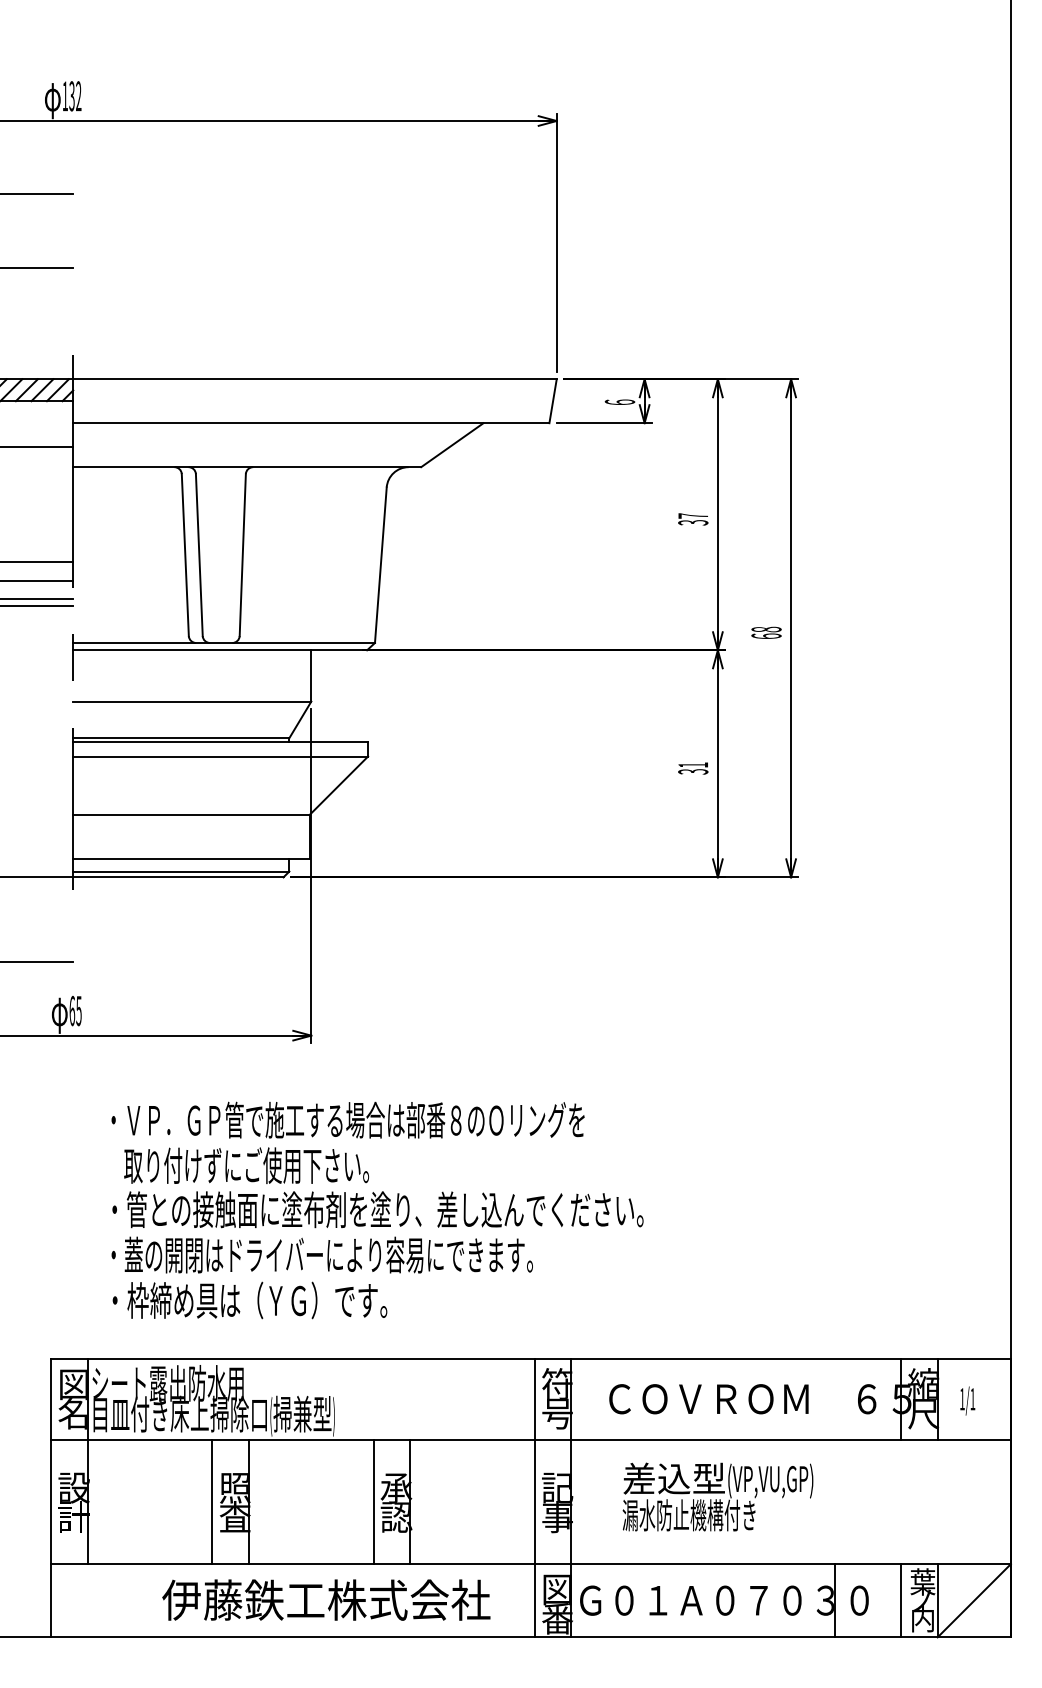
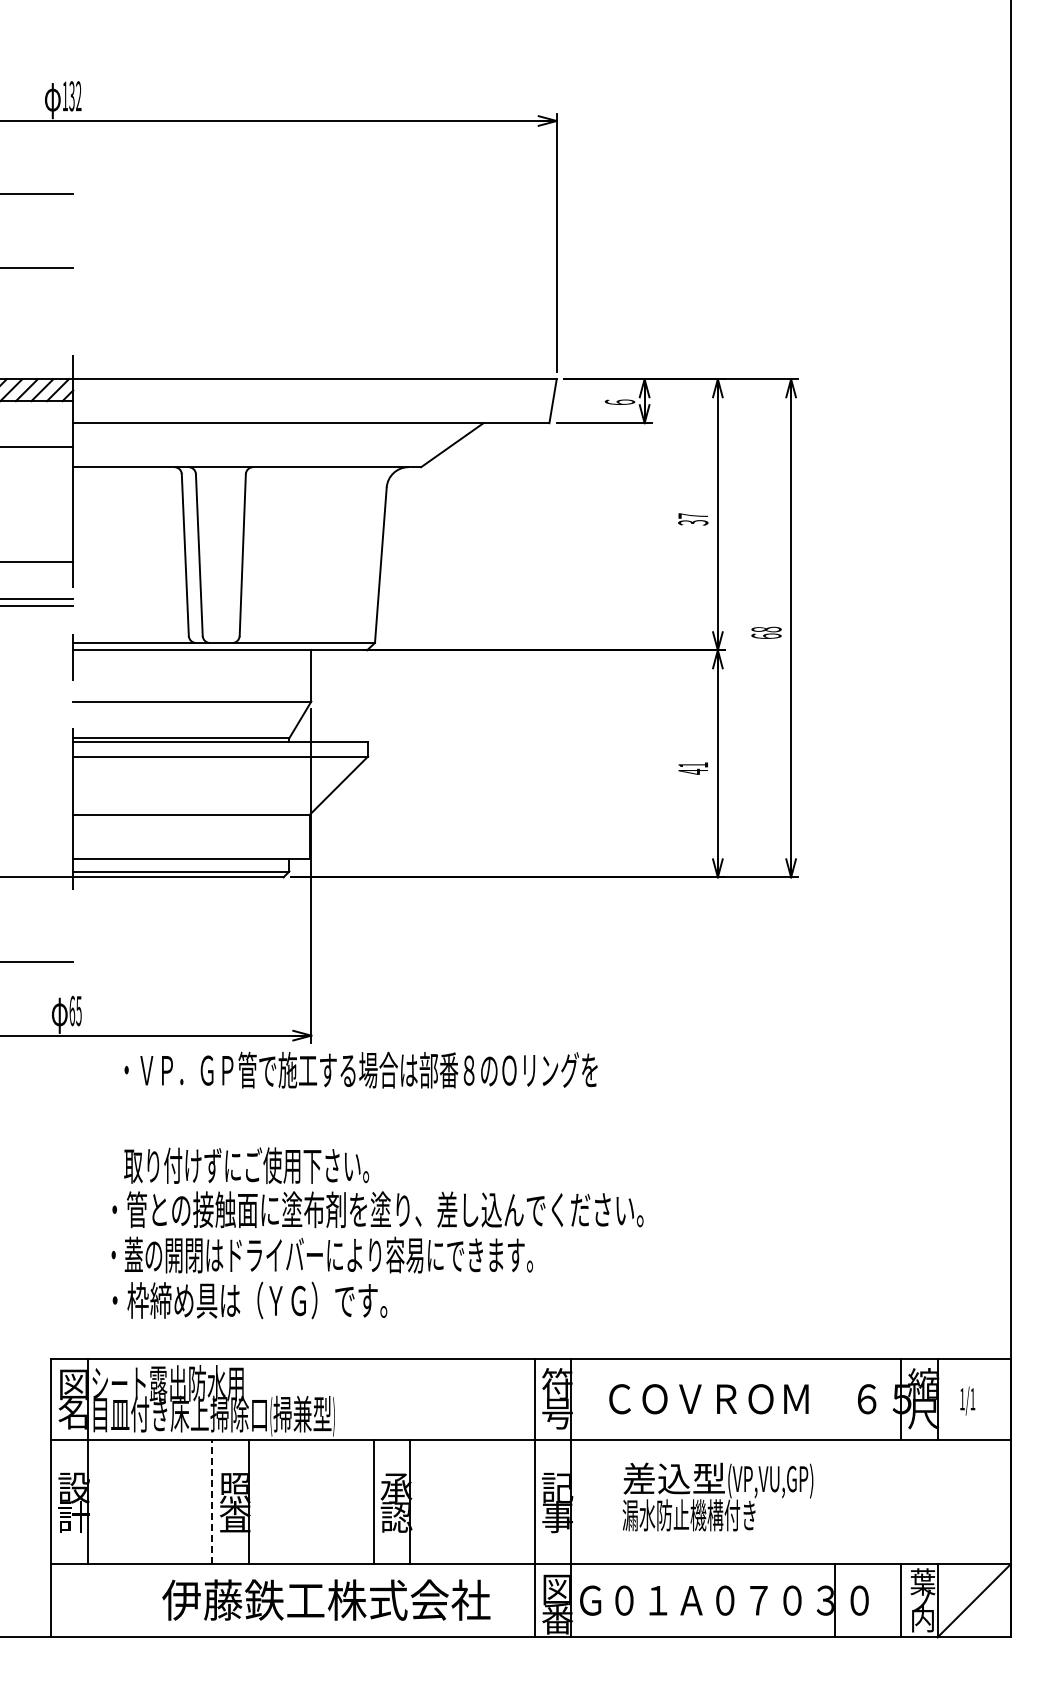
line: present -> none (37, 580)
text: 31 -> 41 (693, 771)
text position: (347, 1119) -> (360, 1069) (360, 1069)
line: solid -> dashed (212, 1501)
